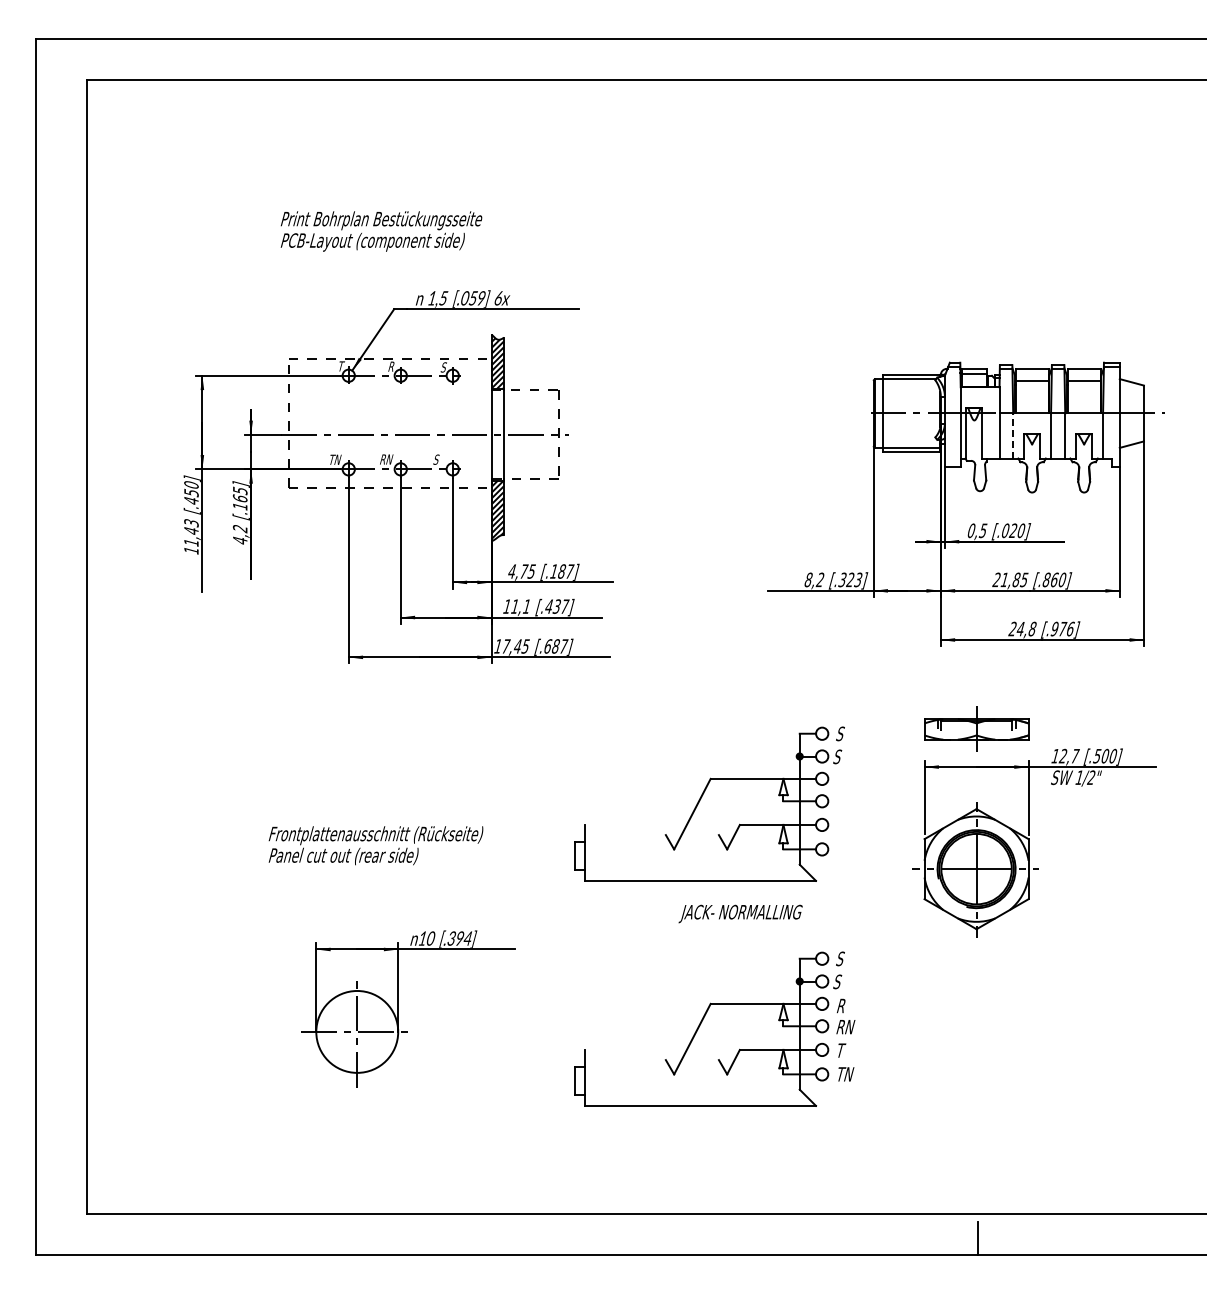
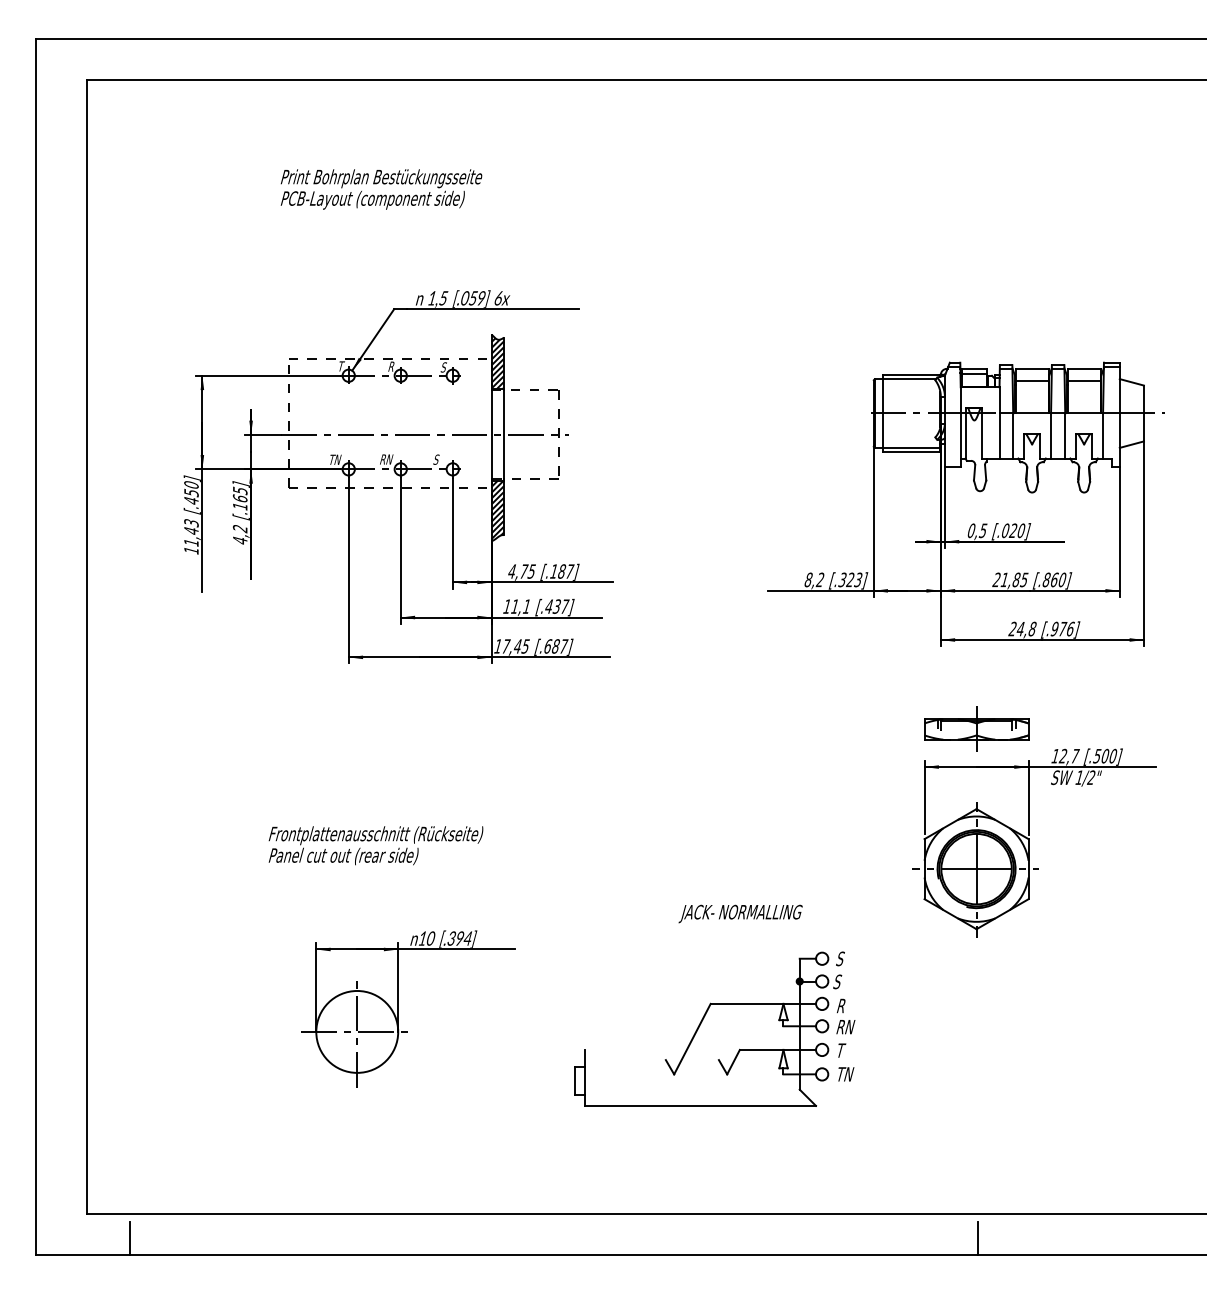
text position: (381, 231) -> (381, 189) (381, 189)
line: dashed -> solid (1013, 436)
part: present -> none (701, 799)
line: none -> present (130, 1238)
